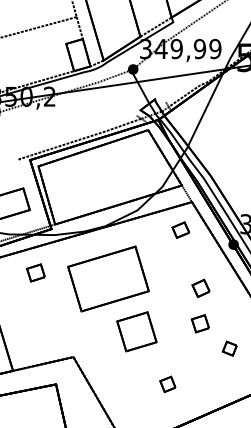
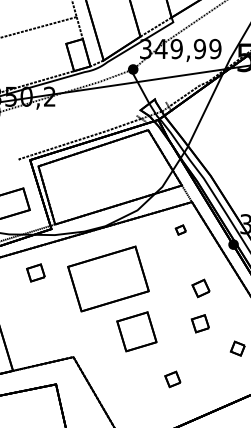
part size: 20x18 px -> 13x12 px (180, 229)
part position: (229, 348) -> (237, 348) (237, 348)
part position: (167, 384) -> (172, 379) (172, 379)
